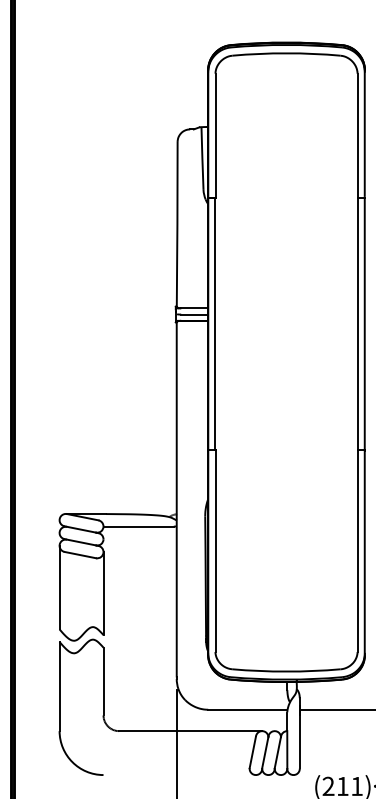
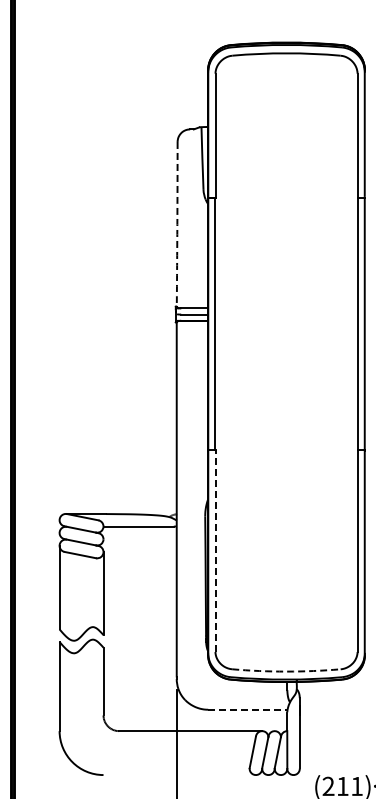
line: solid -> dashed (177, 224)
line: solid -> dashed (215, 550)
arc: solid -> dashed (286, 671)
line: solid -> dashed (247, 709)
line: present -> none (335, 709)
